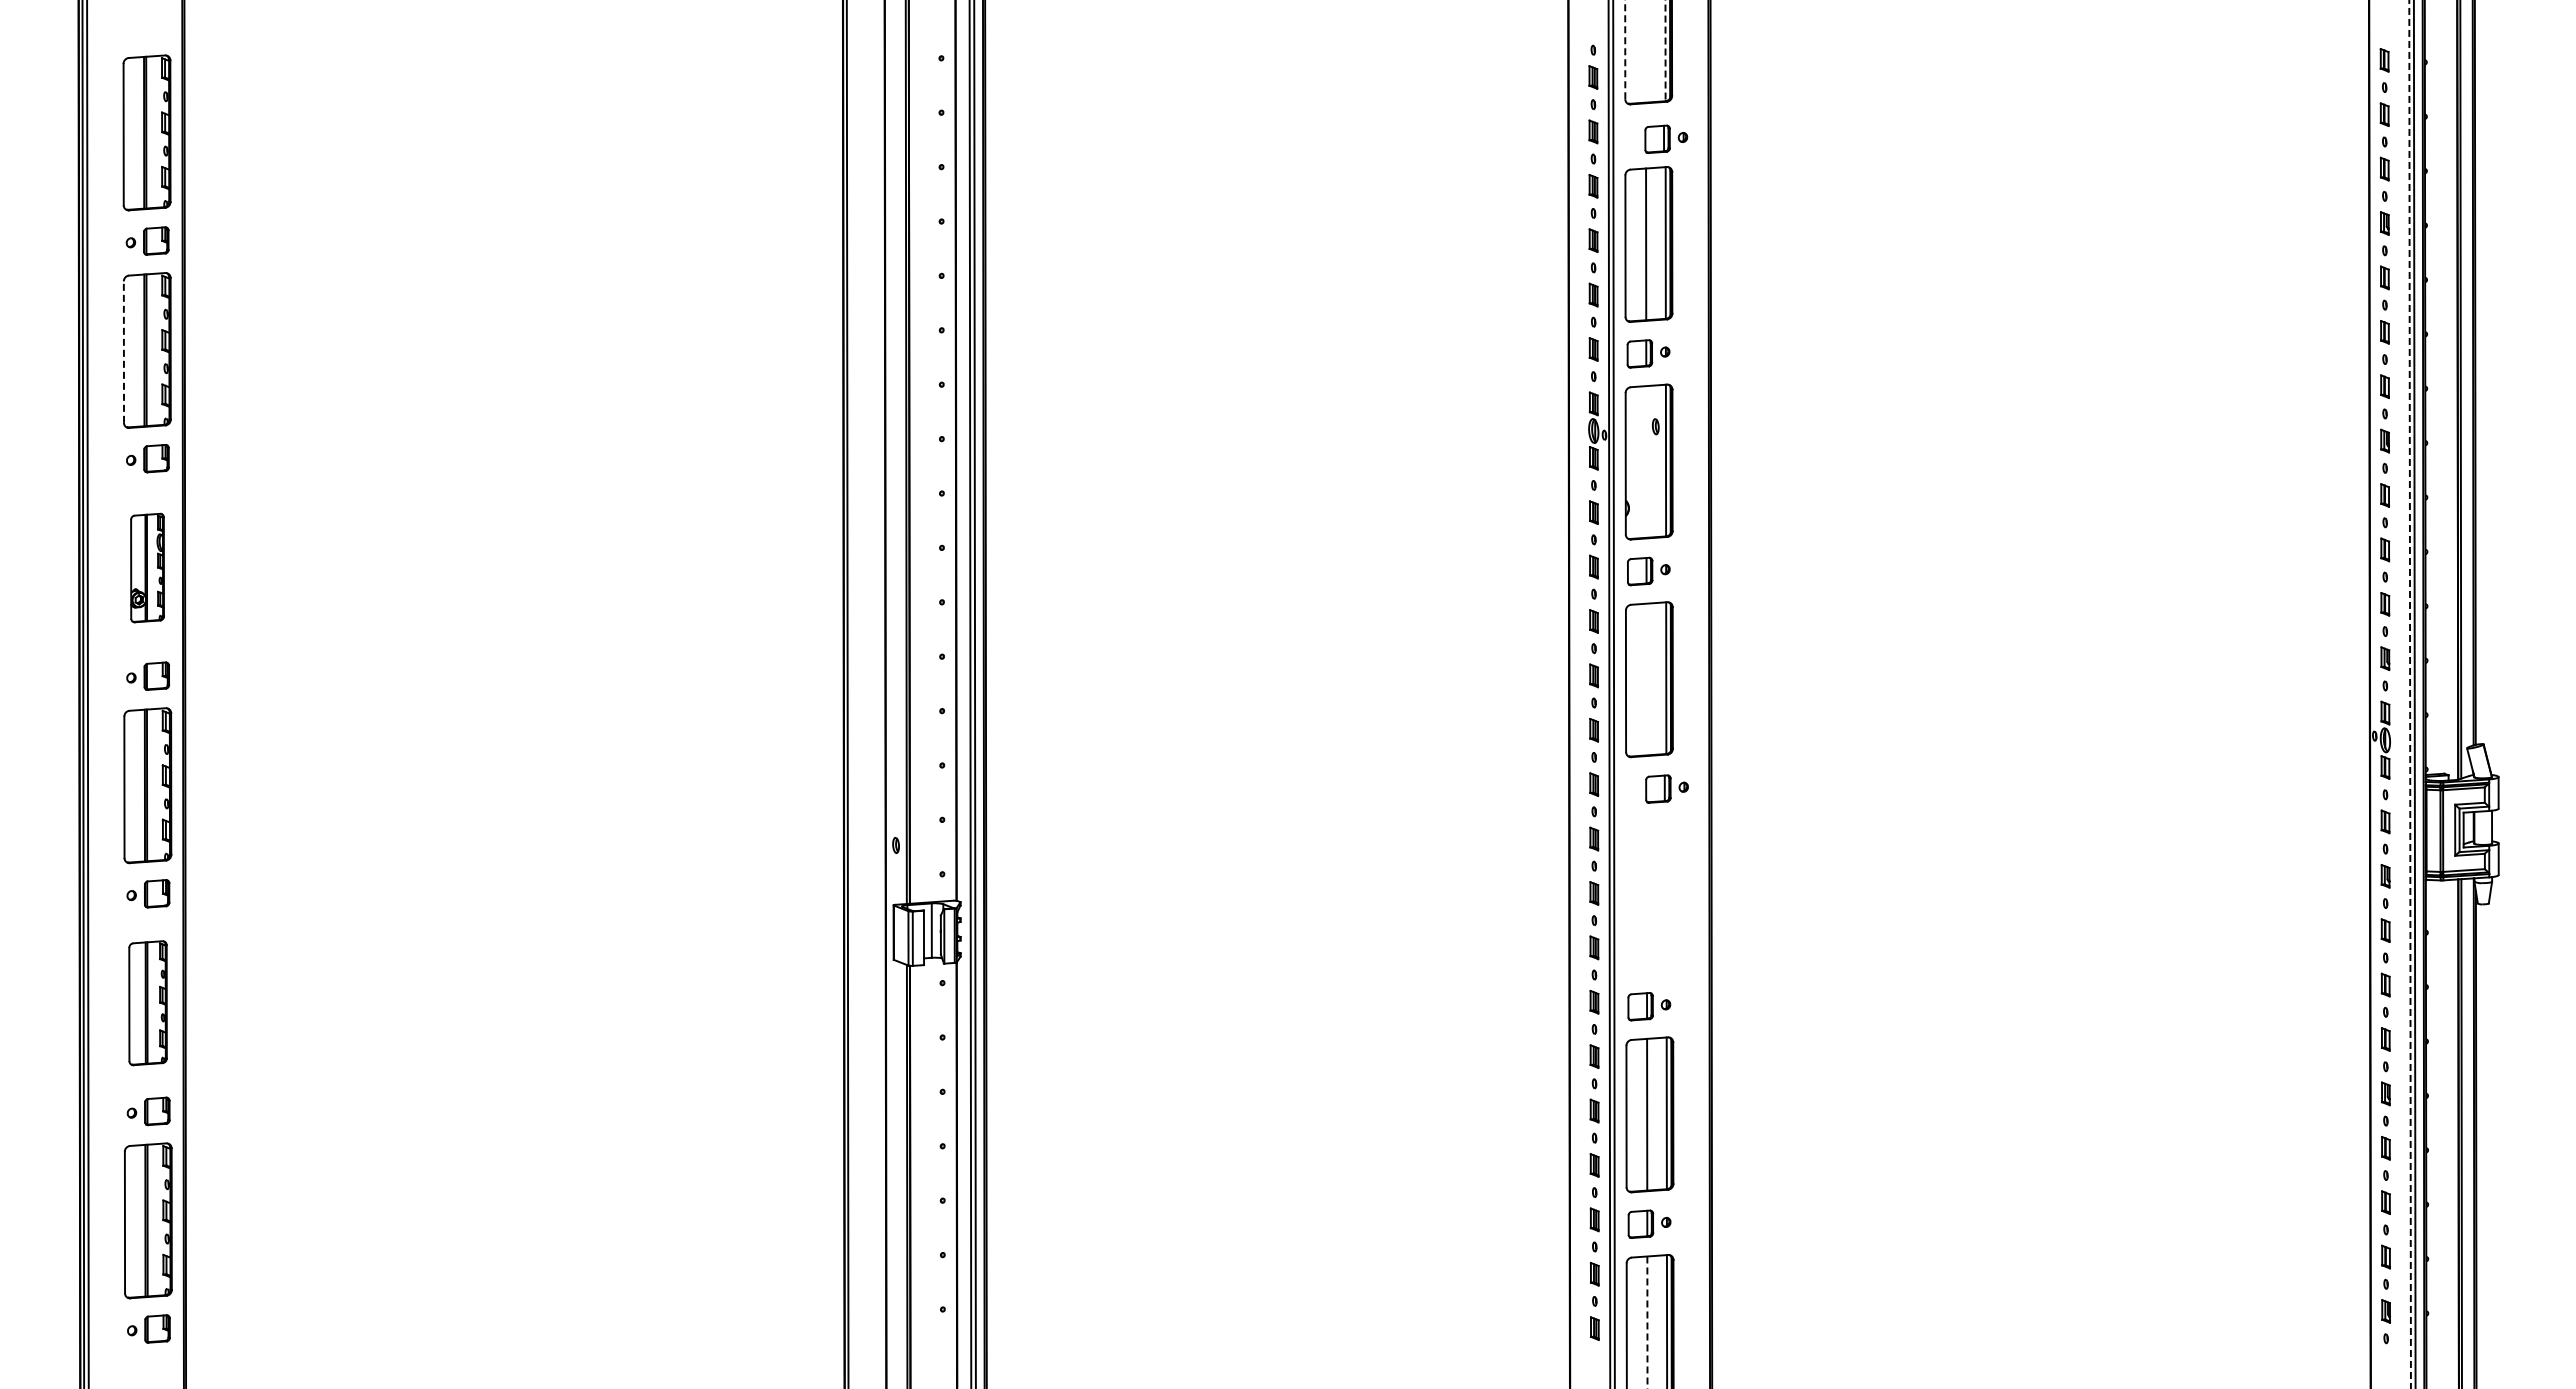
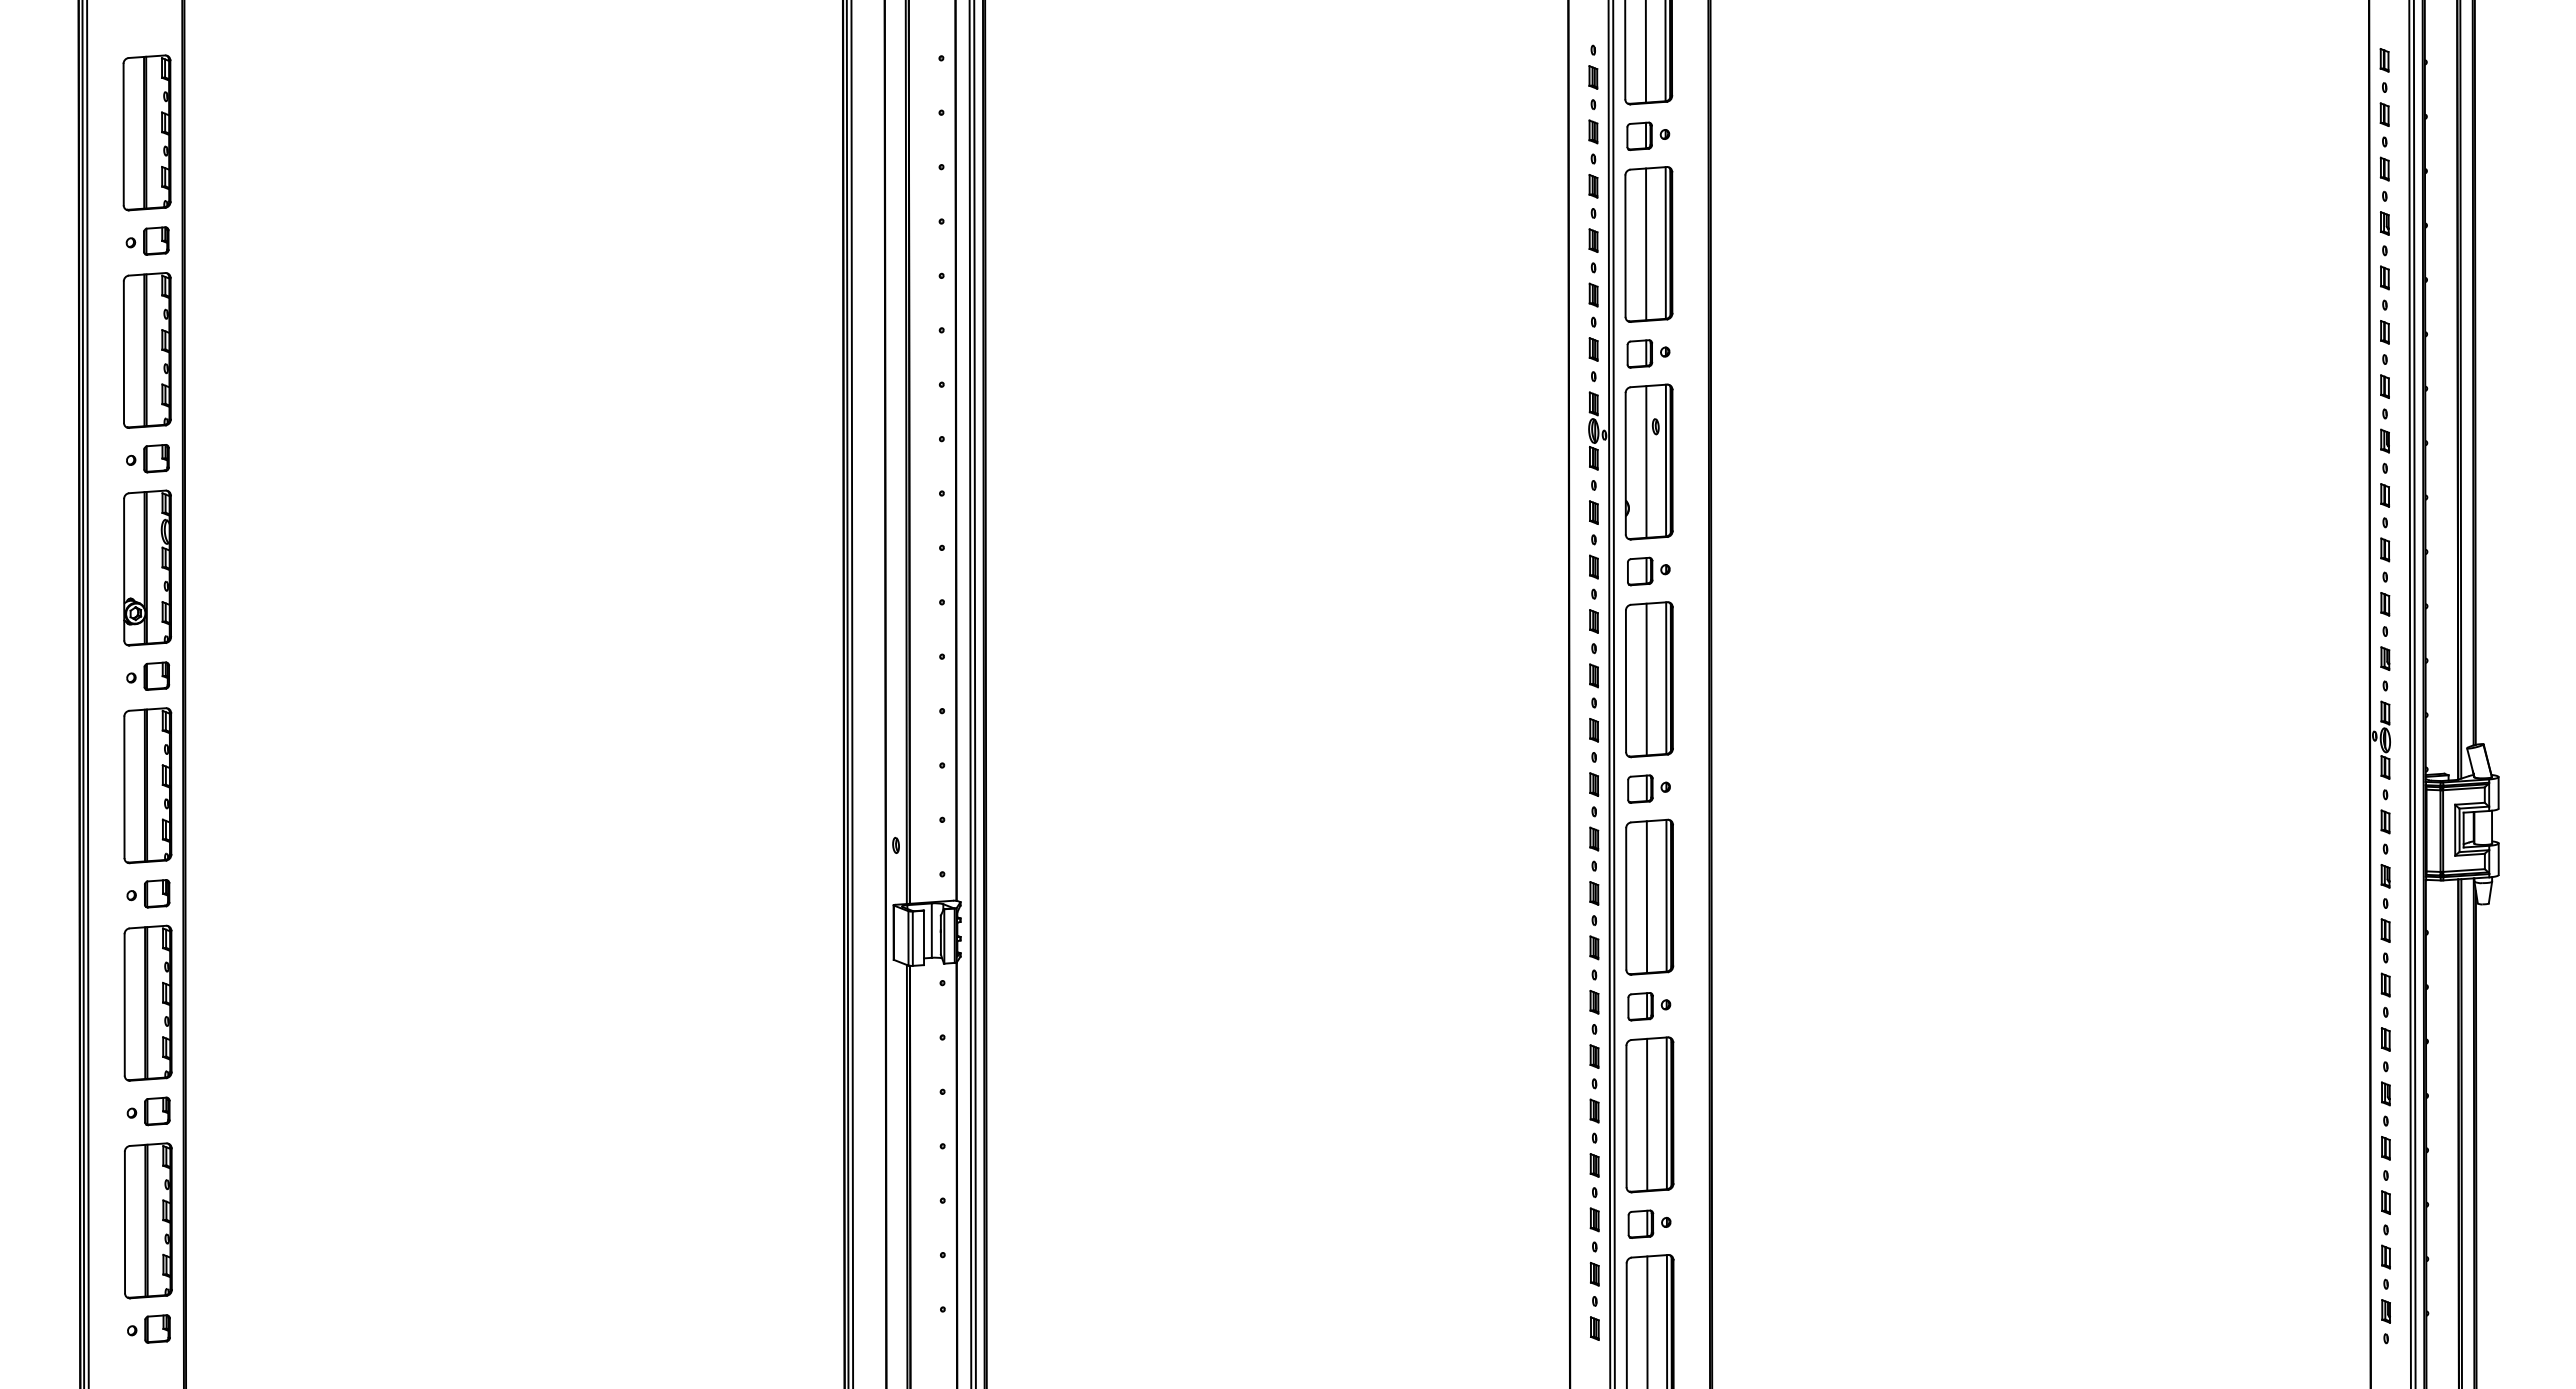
line: dashed -> solid (1625, 49)
line: dashed -> solid (1665, 51)
line: none -> present (1645, 52)
part position: (1666, 138) -> (1648, 135) (1648, 135)
line: dashed -> solid (123, 352)
line: none -> present (1646, 461)
part size: 35x112 px -> 49x158 px (147, 567)
line: none -> present (1646, 679)
line: none -> present (852, 693)
line: dashed -> solid (2410, 694)
part position: (1666, 788) -> (1648, 788) (1648, 788)
part: none -> present (1649, 896)
part size: 40x127 px -> 50x158 px (147, 1002)
line: dashed -> solid (1647, 1322)
